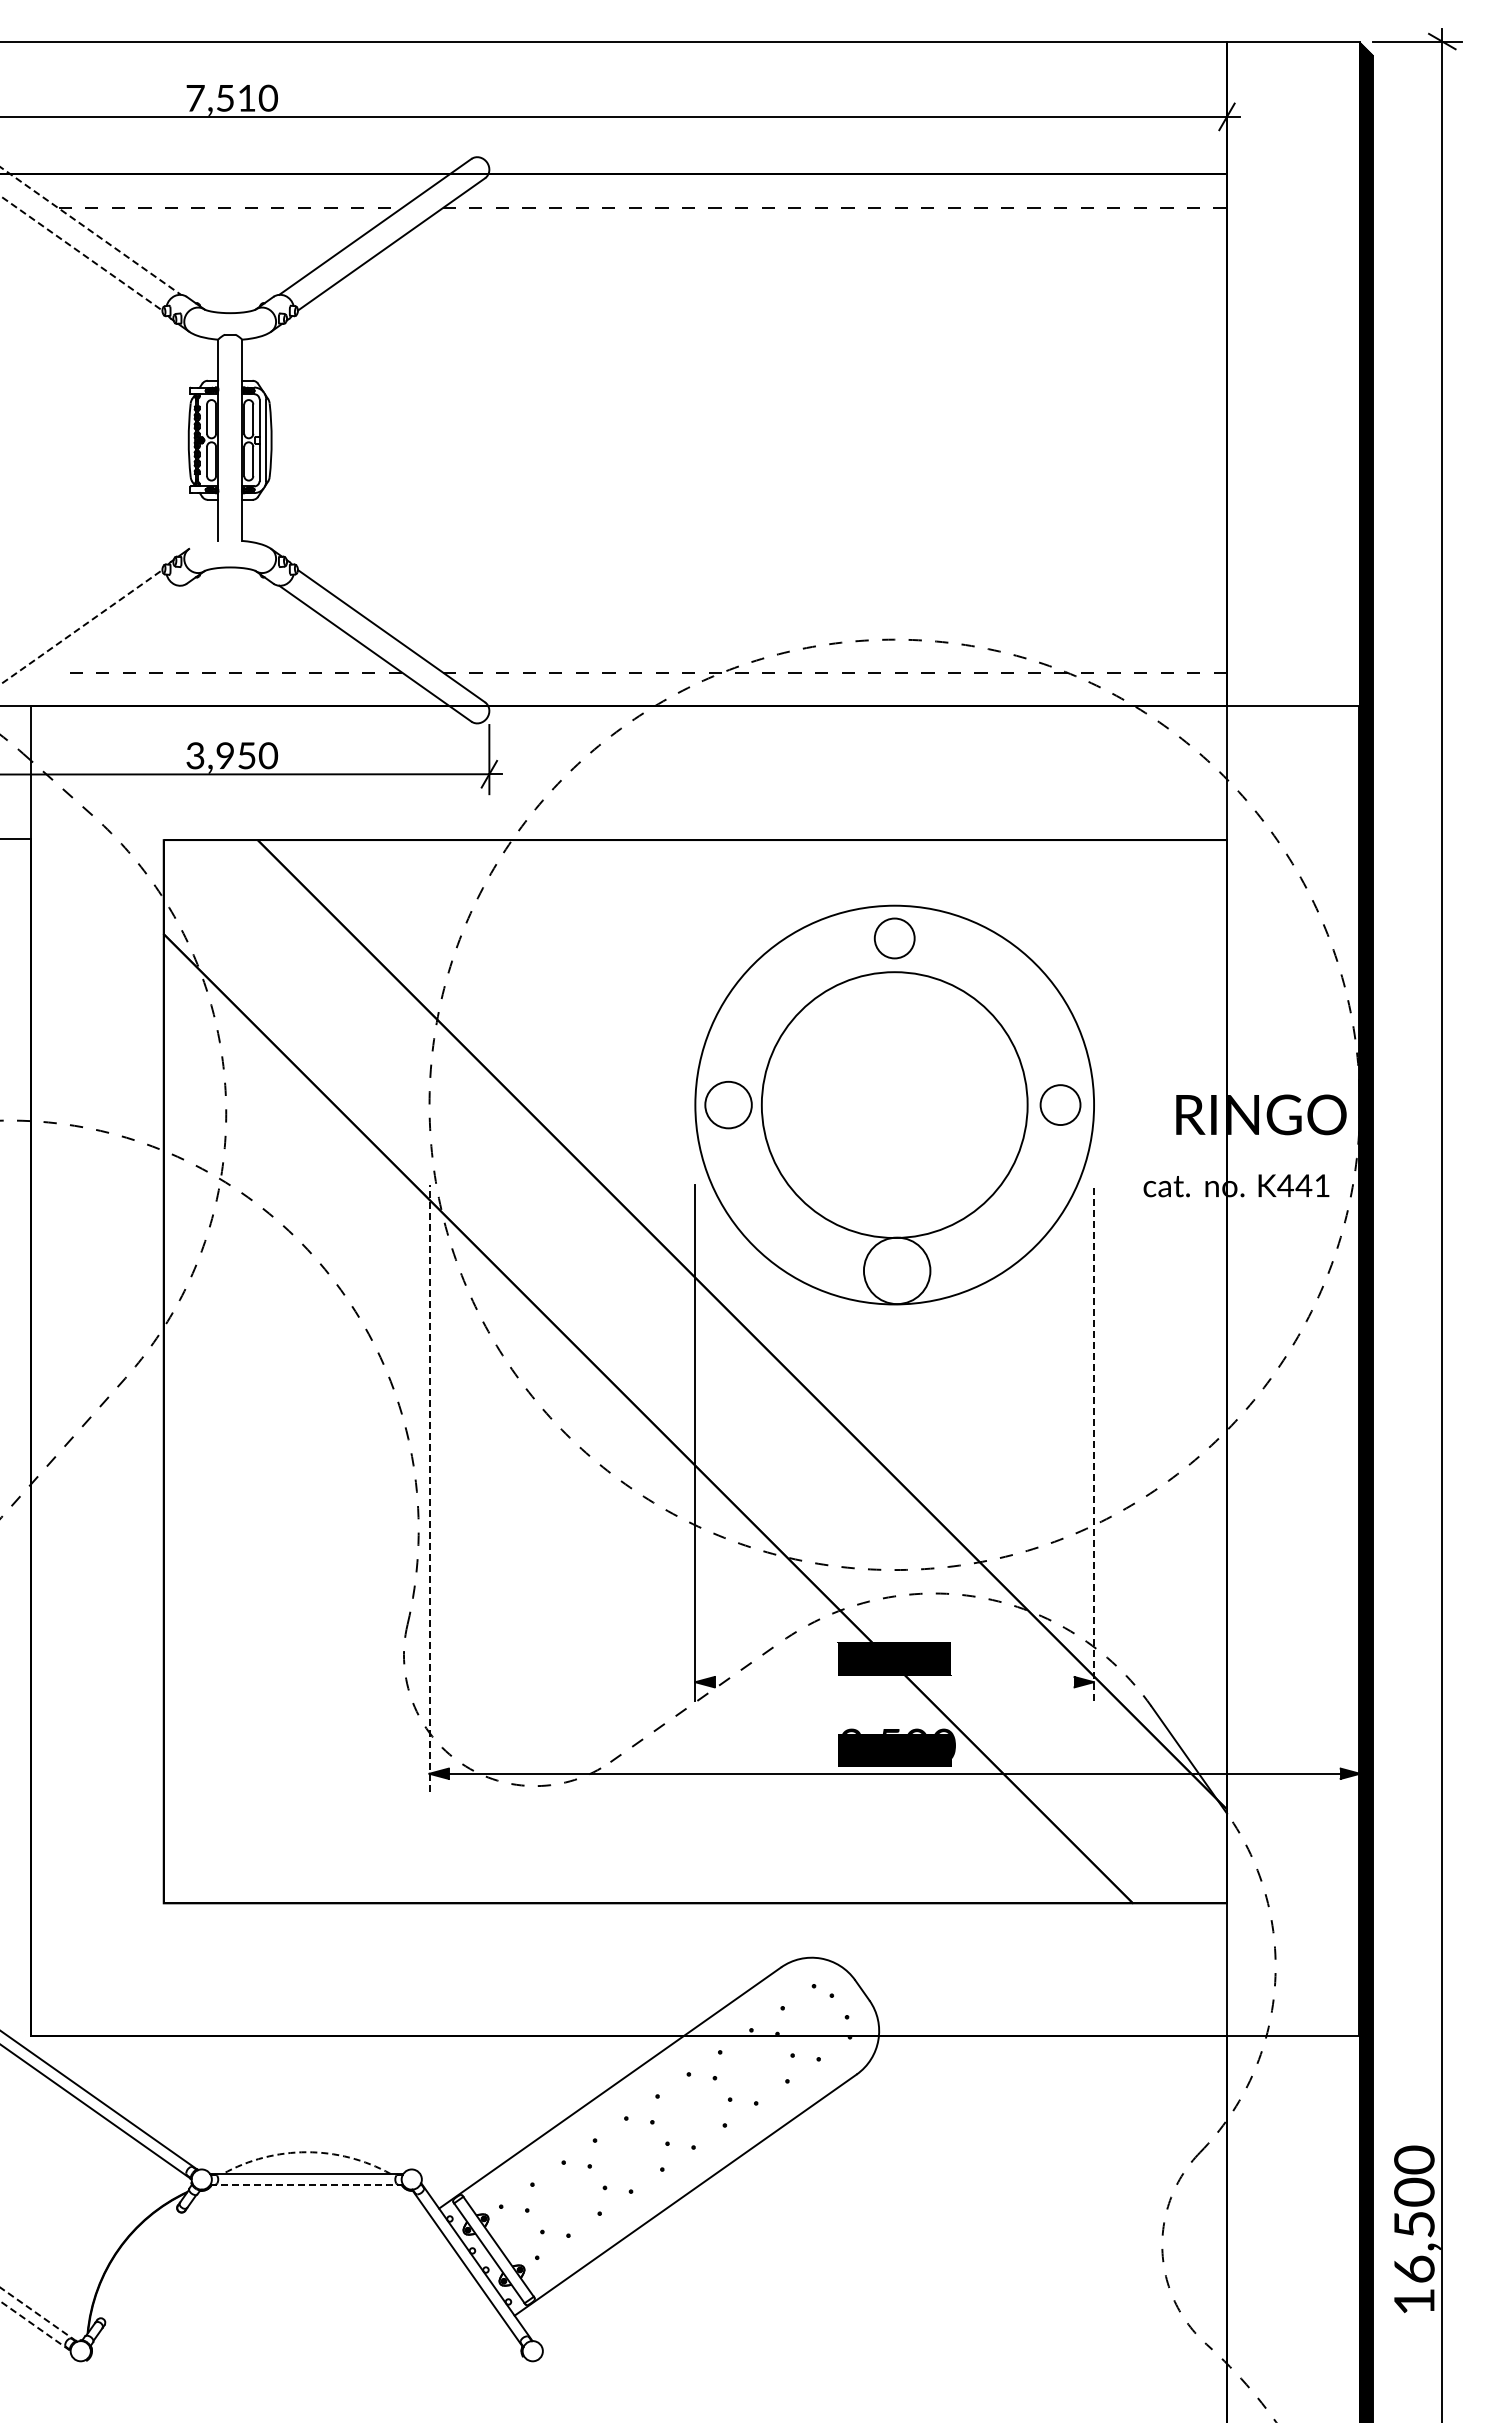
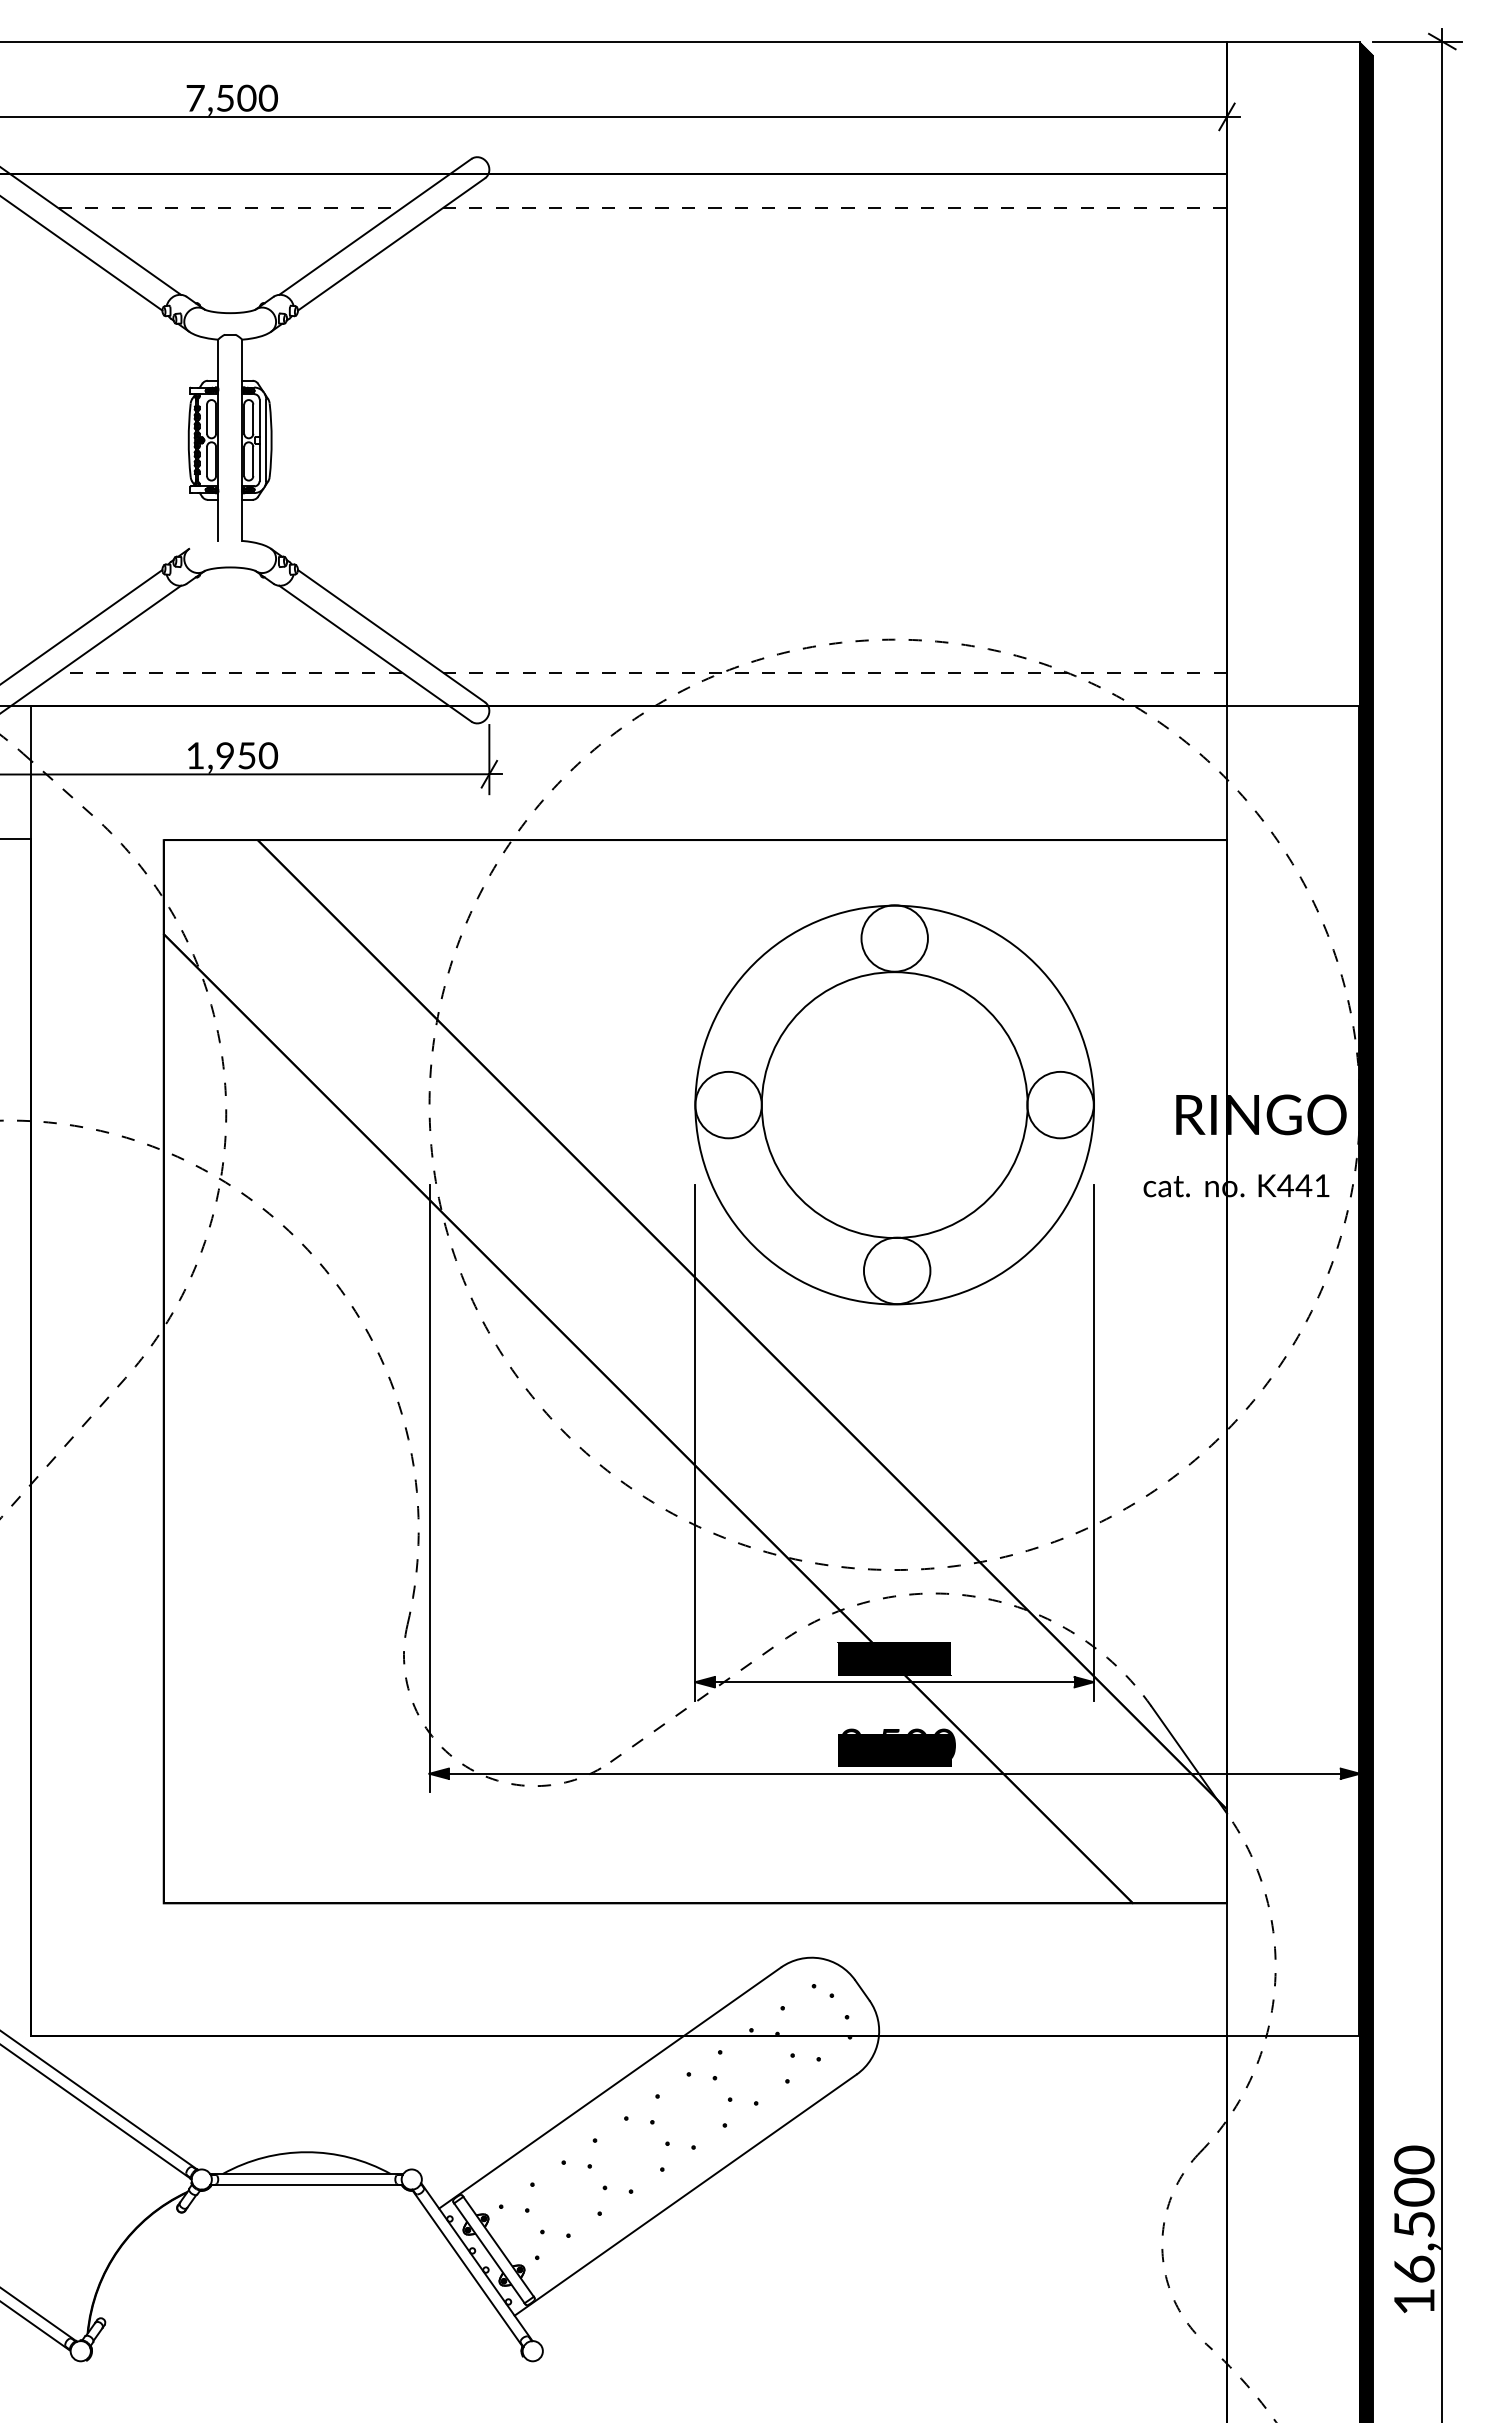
text: 7,510 -> 7,500 (246, 97)
line: dashed -> solid (90, 230)
line: dashed -> solid (81, 253)
line: dashed -> solid (81, 627)
line: none -> present (91, 648)
text: 3,950 -> 1,950 (195, 755)
circle diameter: 40 px -> 66 px (894, 938)
circle diameter: 47 px -> 66 px (728, 1104)
circle diameter: 40 px -> 66 px (1060, 1104)
line: dashed -> solid (1093, 1442)
line: dashed -> solid (429, 1488)
line: none -> present (894, 1682)
arc: dashed -> solid (306, 2152)
line: dashed -> solid (306, 2185)
line: dashed -> solid (38, 2314)
line: dashed -> solid (35, 2326)
